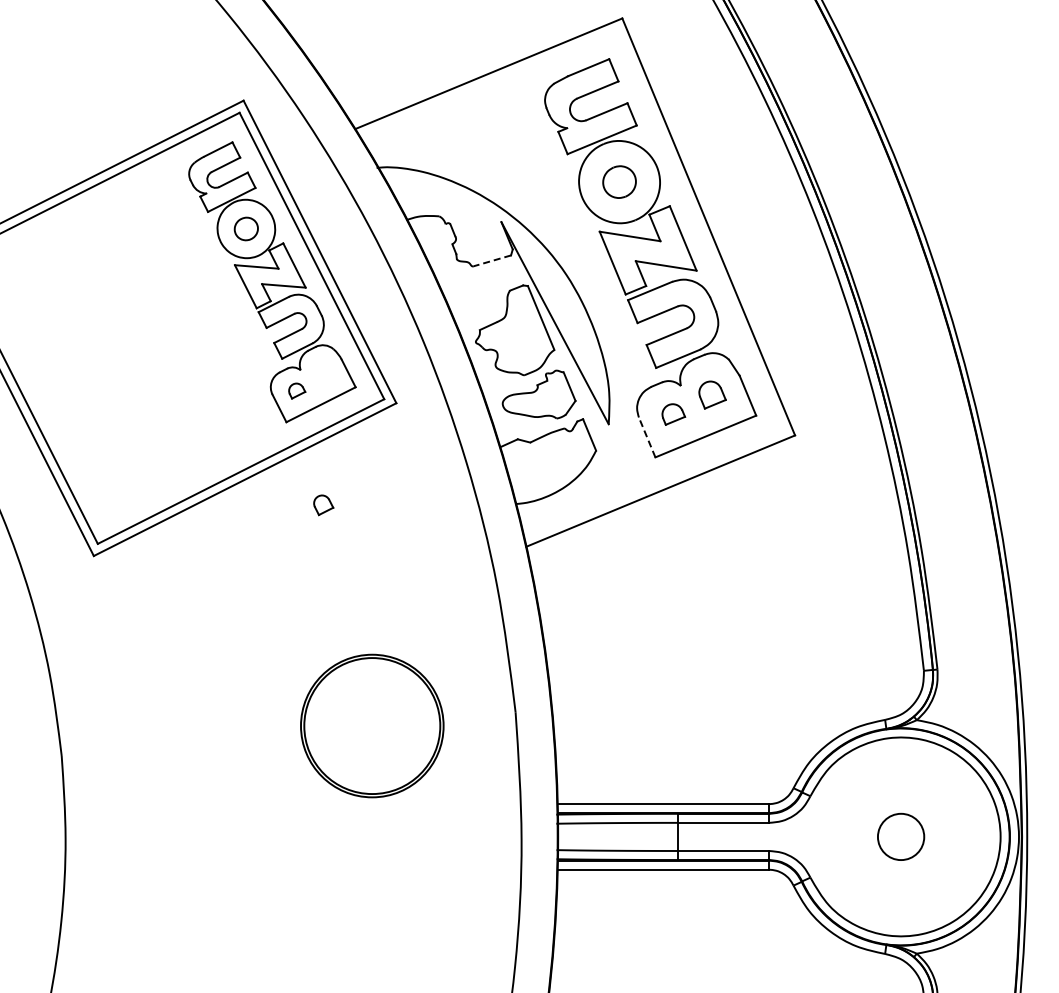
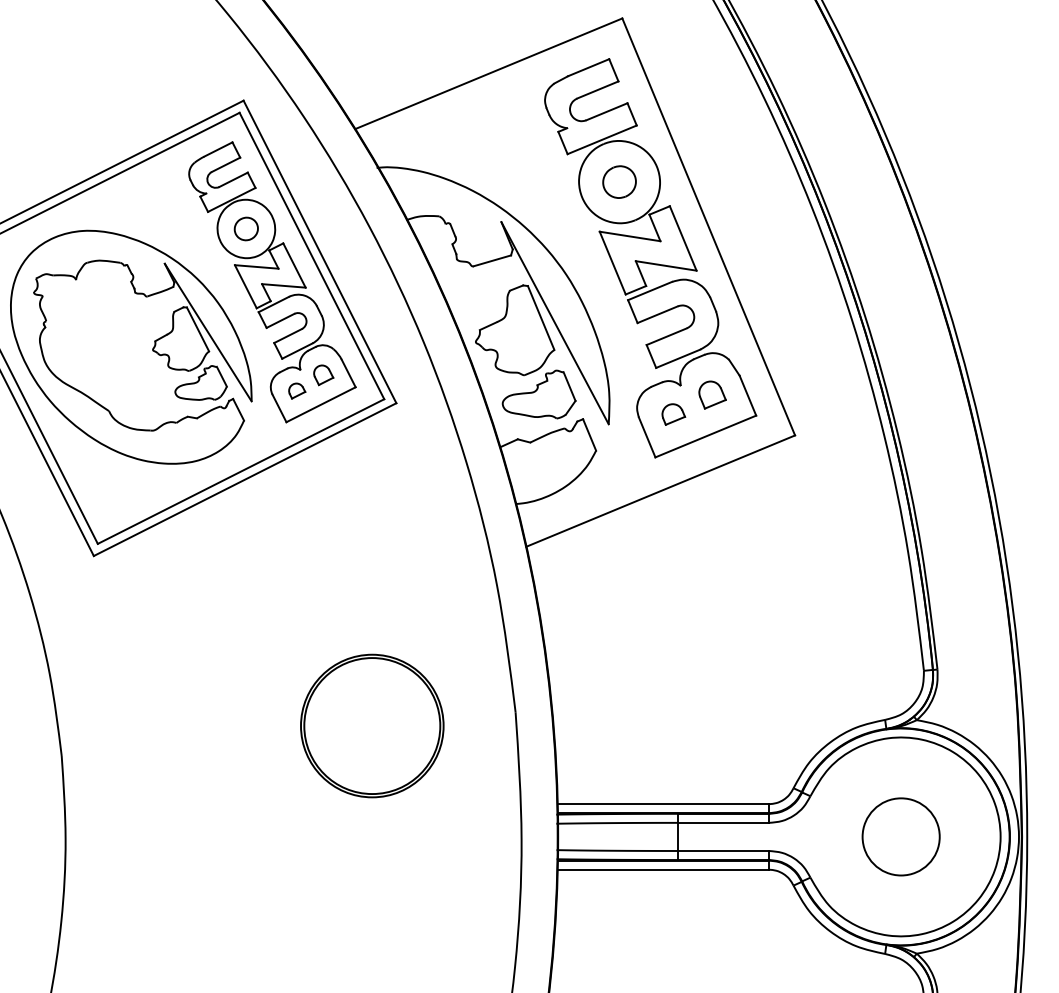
line: dashed -> solid (491, 260)
part: none -> present (152, 348)
line: dashed -> solid (647, 437)
part position: (323, 505) -> (323, 375) (323, 375)
circle size: 49x49 px -> 80x80 px (900, 836)
